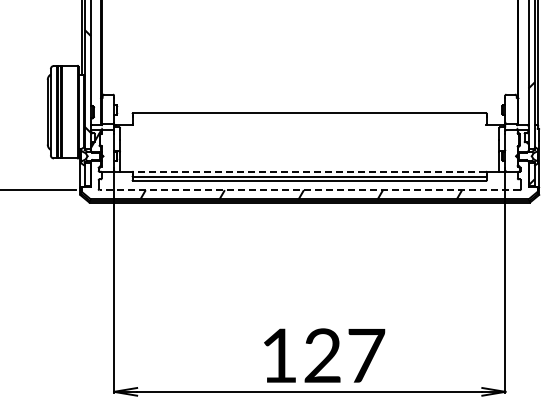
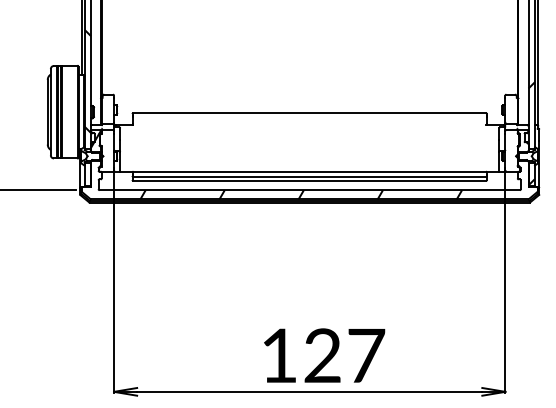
line: dashed -> solid (309, 171)
line: dashed -> solid (309, 190)
